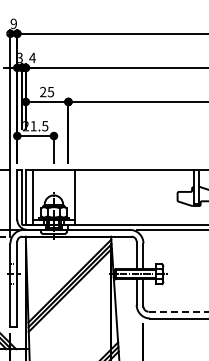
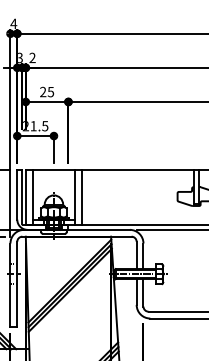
text: 9 -> 4 (13, 23)
text: 4 -> 2 (32, 57)
line: none -> present (82, 197)
line: dashed -> solid (178, 311)
